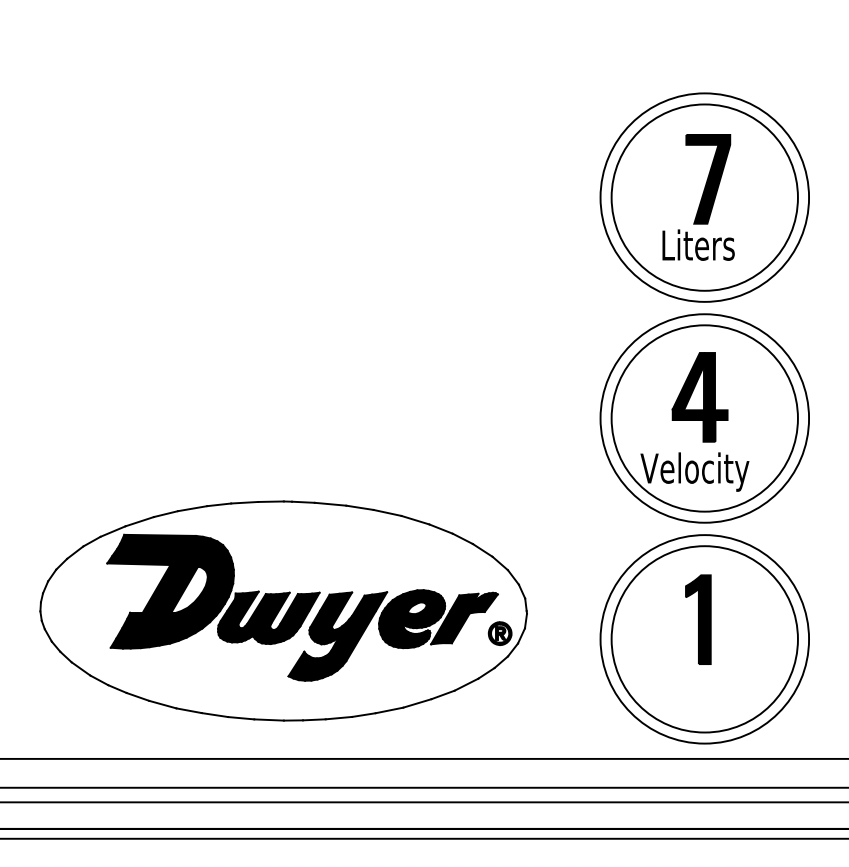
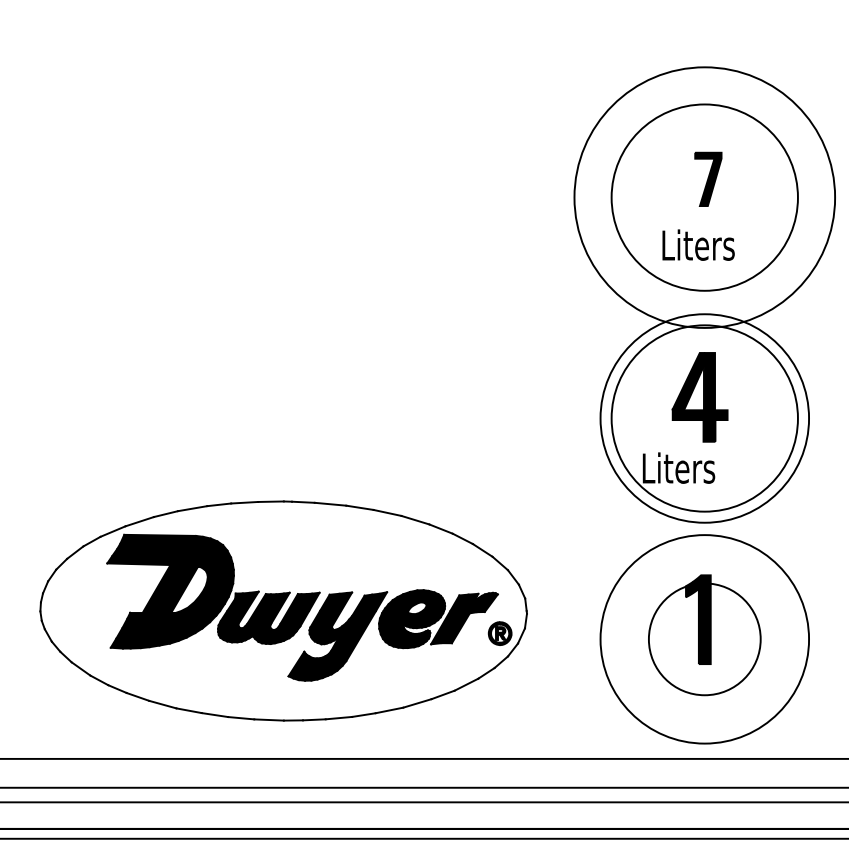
part size: 47x91 px -> 29x56 px (708, 178)
circle diameter: 209 px -> 261 px (704, 197)
text: Velocity -> Liters (694, 471)
circle diameter: 186 px -> 112 px (704, 639)
